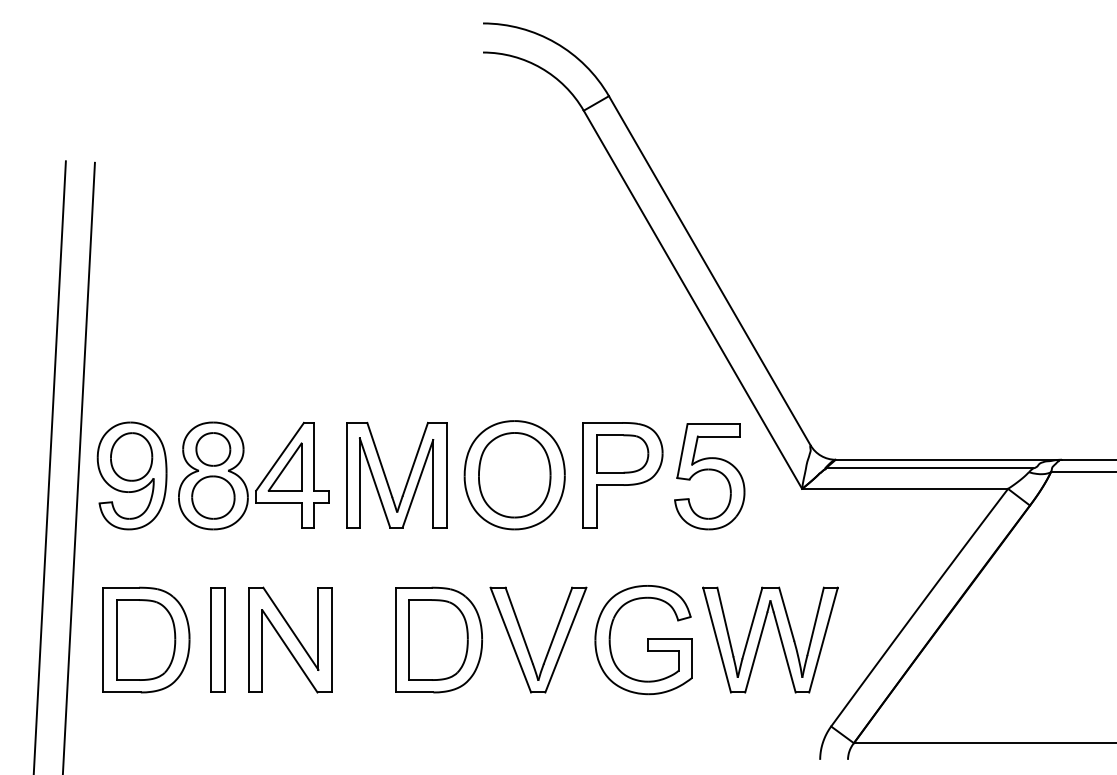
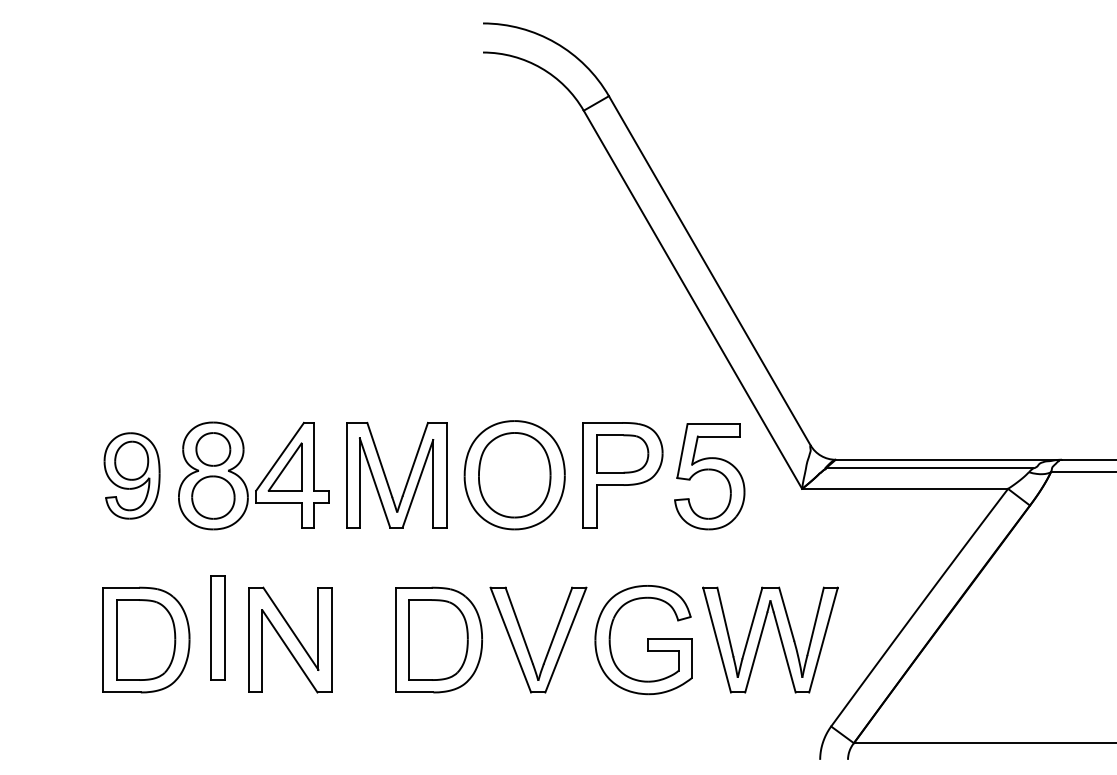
line: present -> none (49, 466)
line: present -> none (78, 466)
part size: 72x110 px -> 58x88 px (131, 475)
part position: (217, 639) -> (217, 627) (217, 627)
